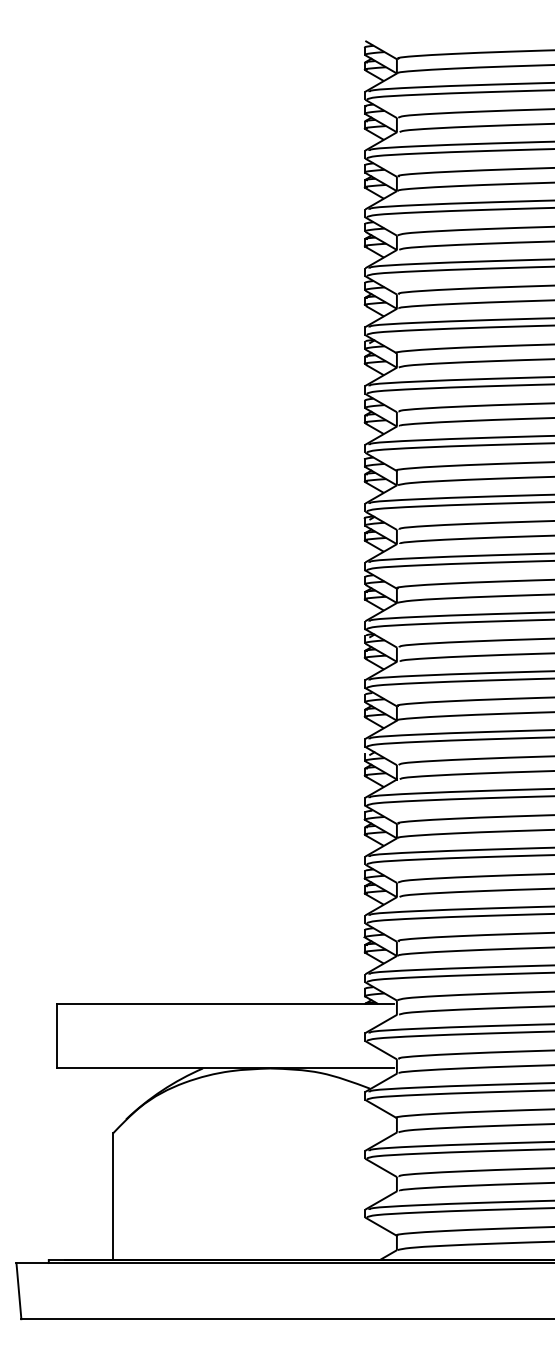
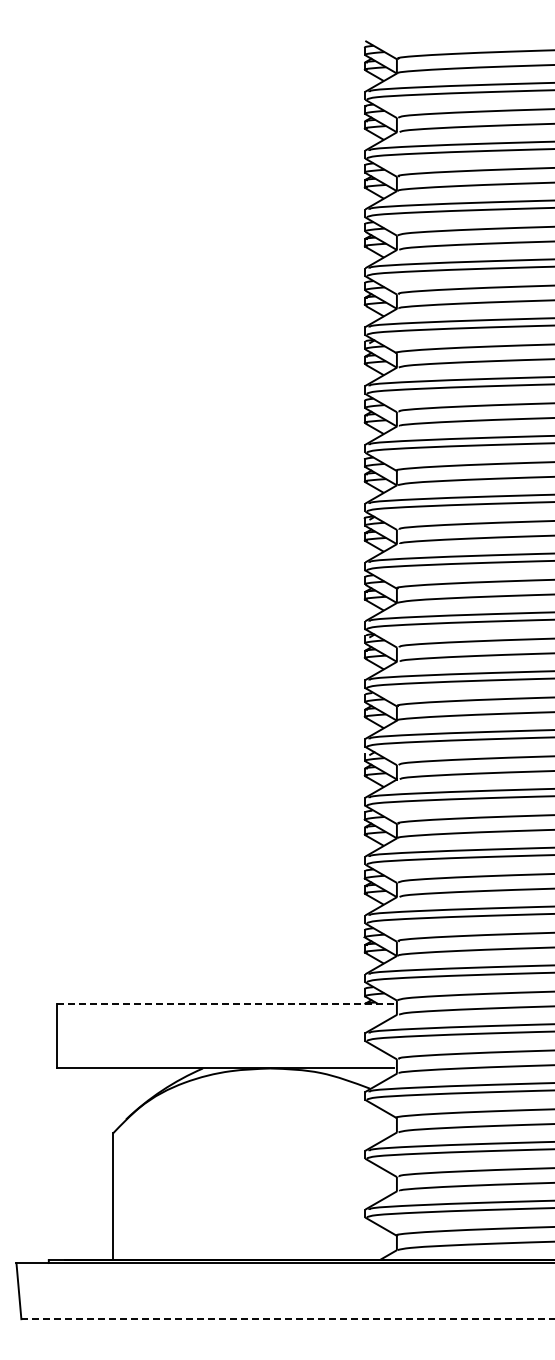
line: solid -> dashed (224, 1003)
line: solid -> dashed (288, 1319)
